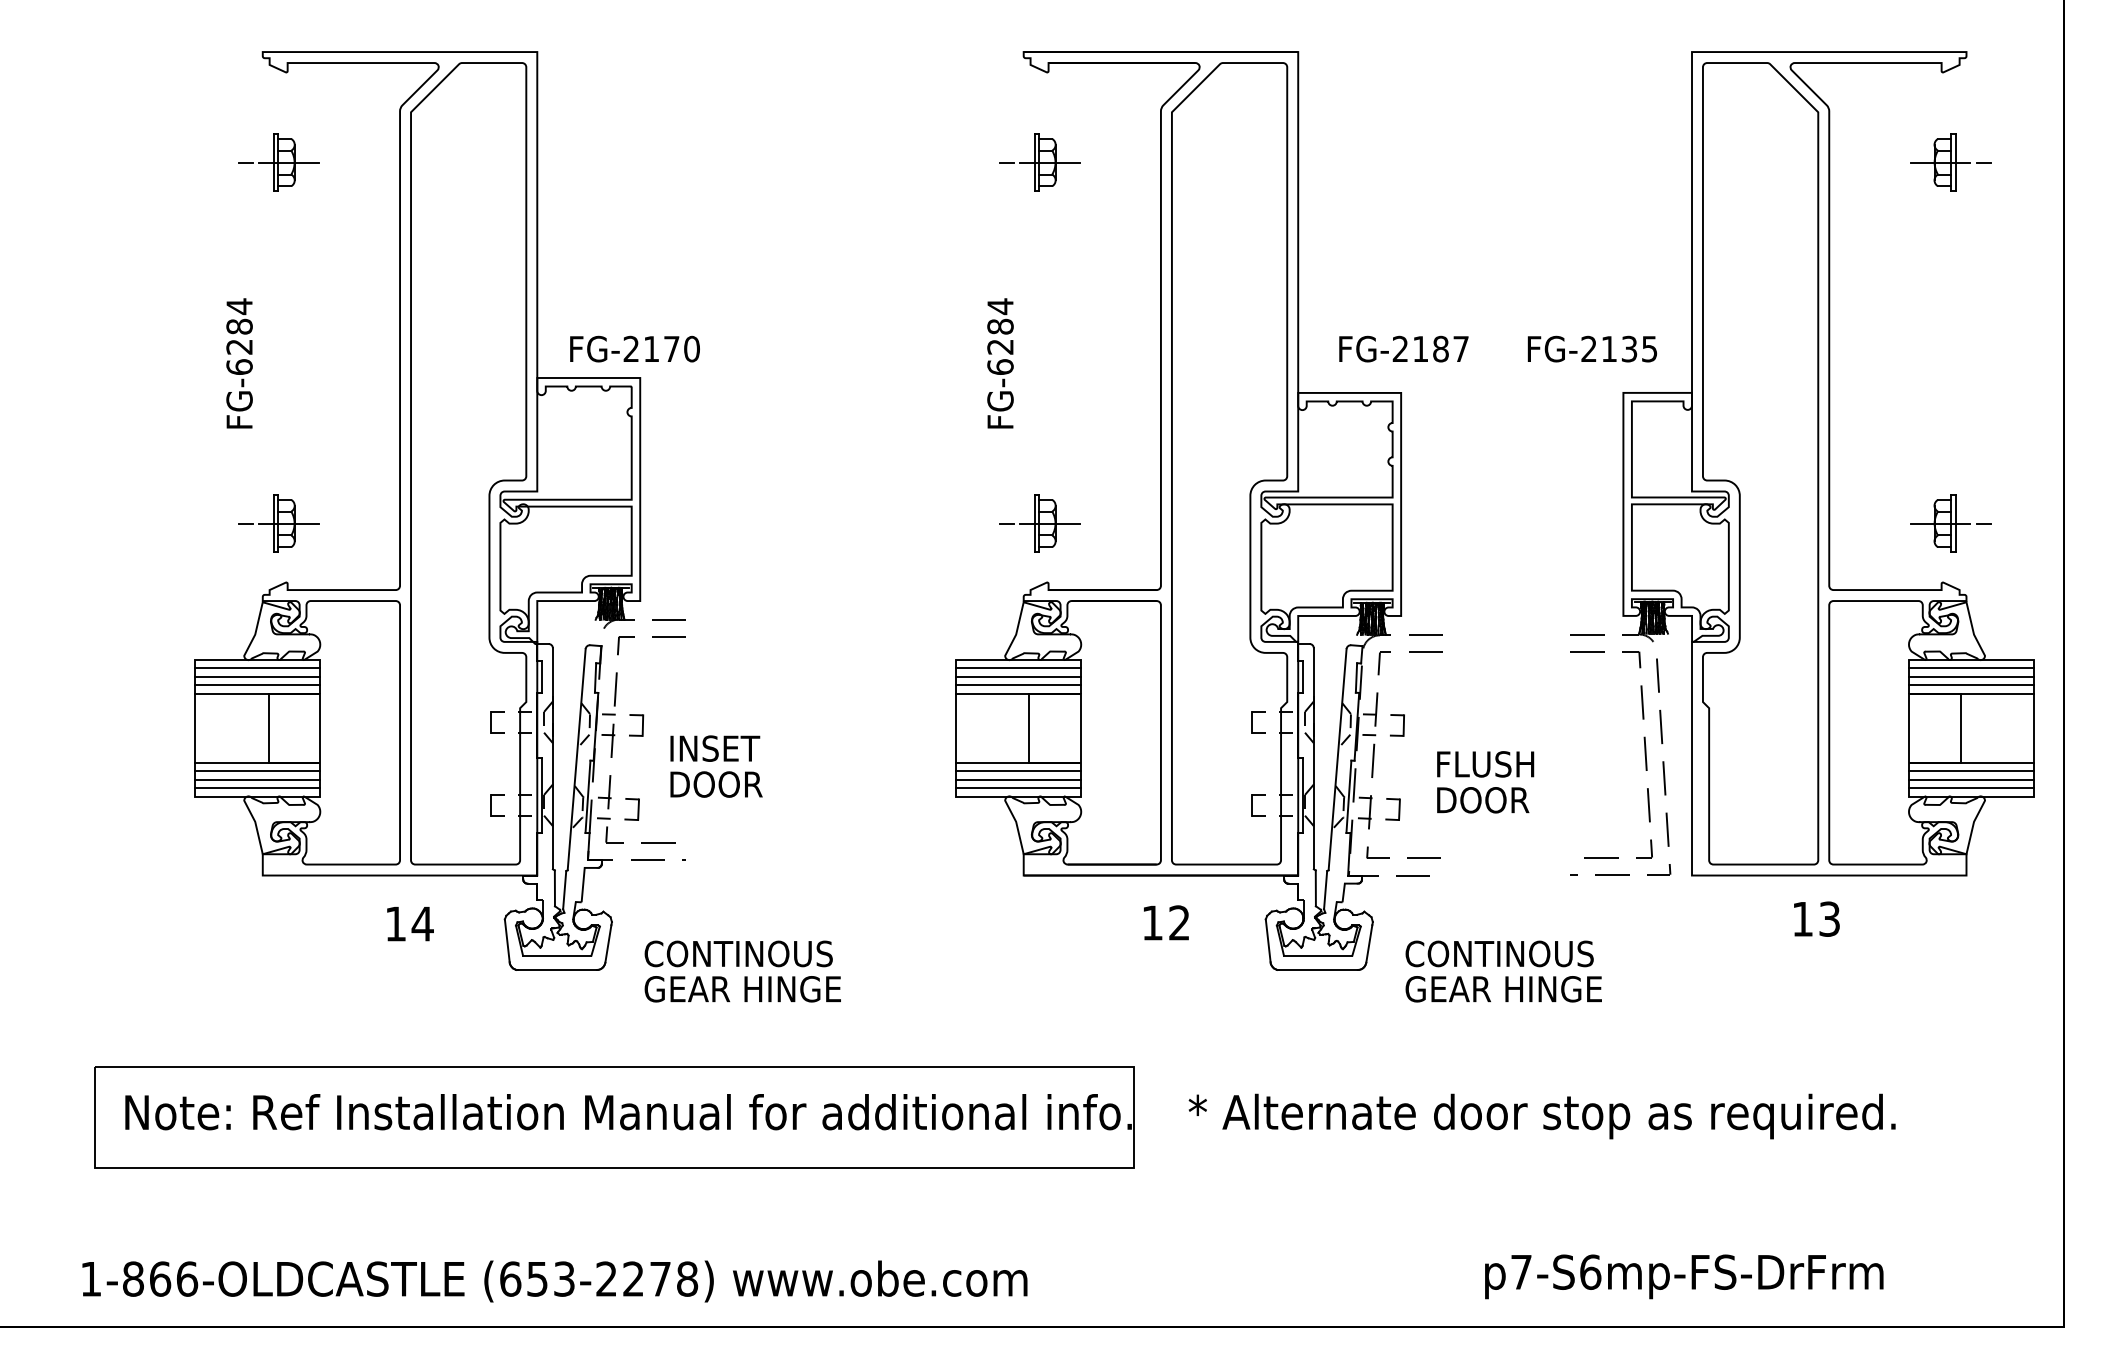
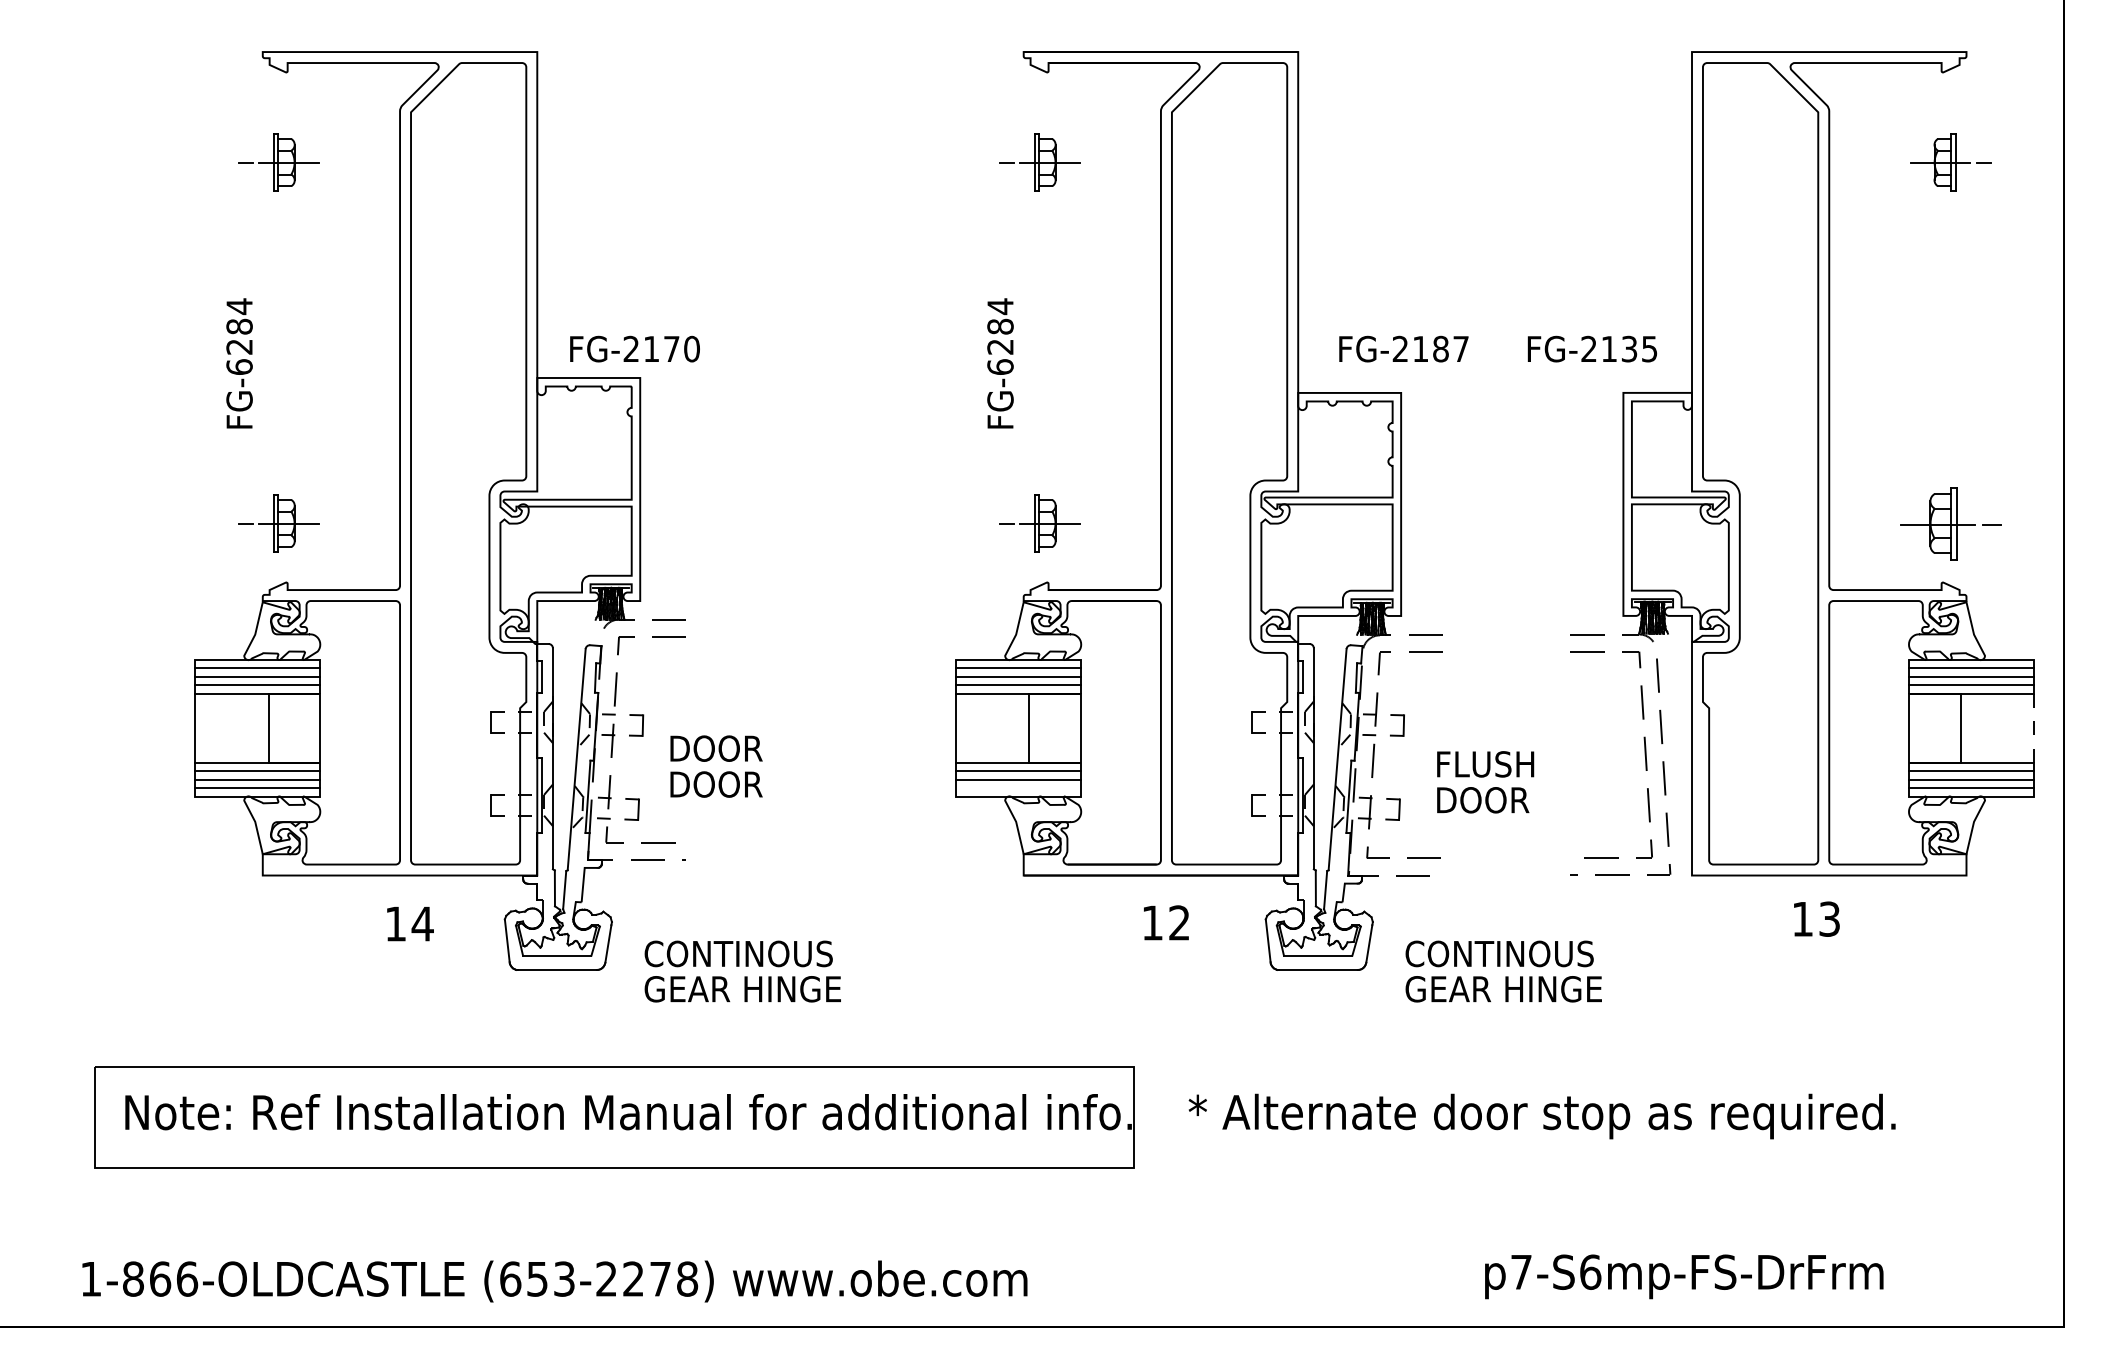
part size: 82x59 px -> 102x74 px (1950, 523)
line: solid -> dashed (2034, 728)
text: INSET -> DOOR (717, 748)
line: present -> none (1017, 788)
